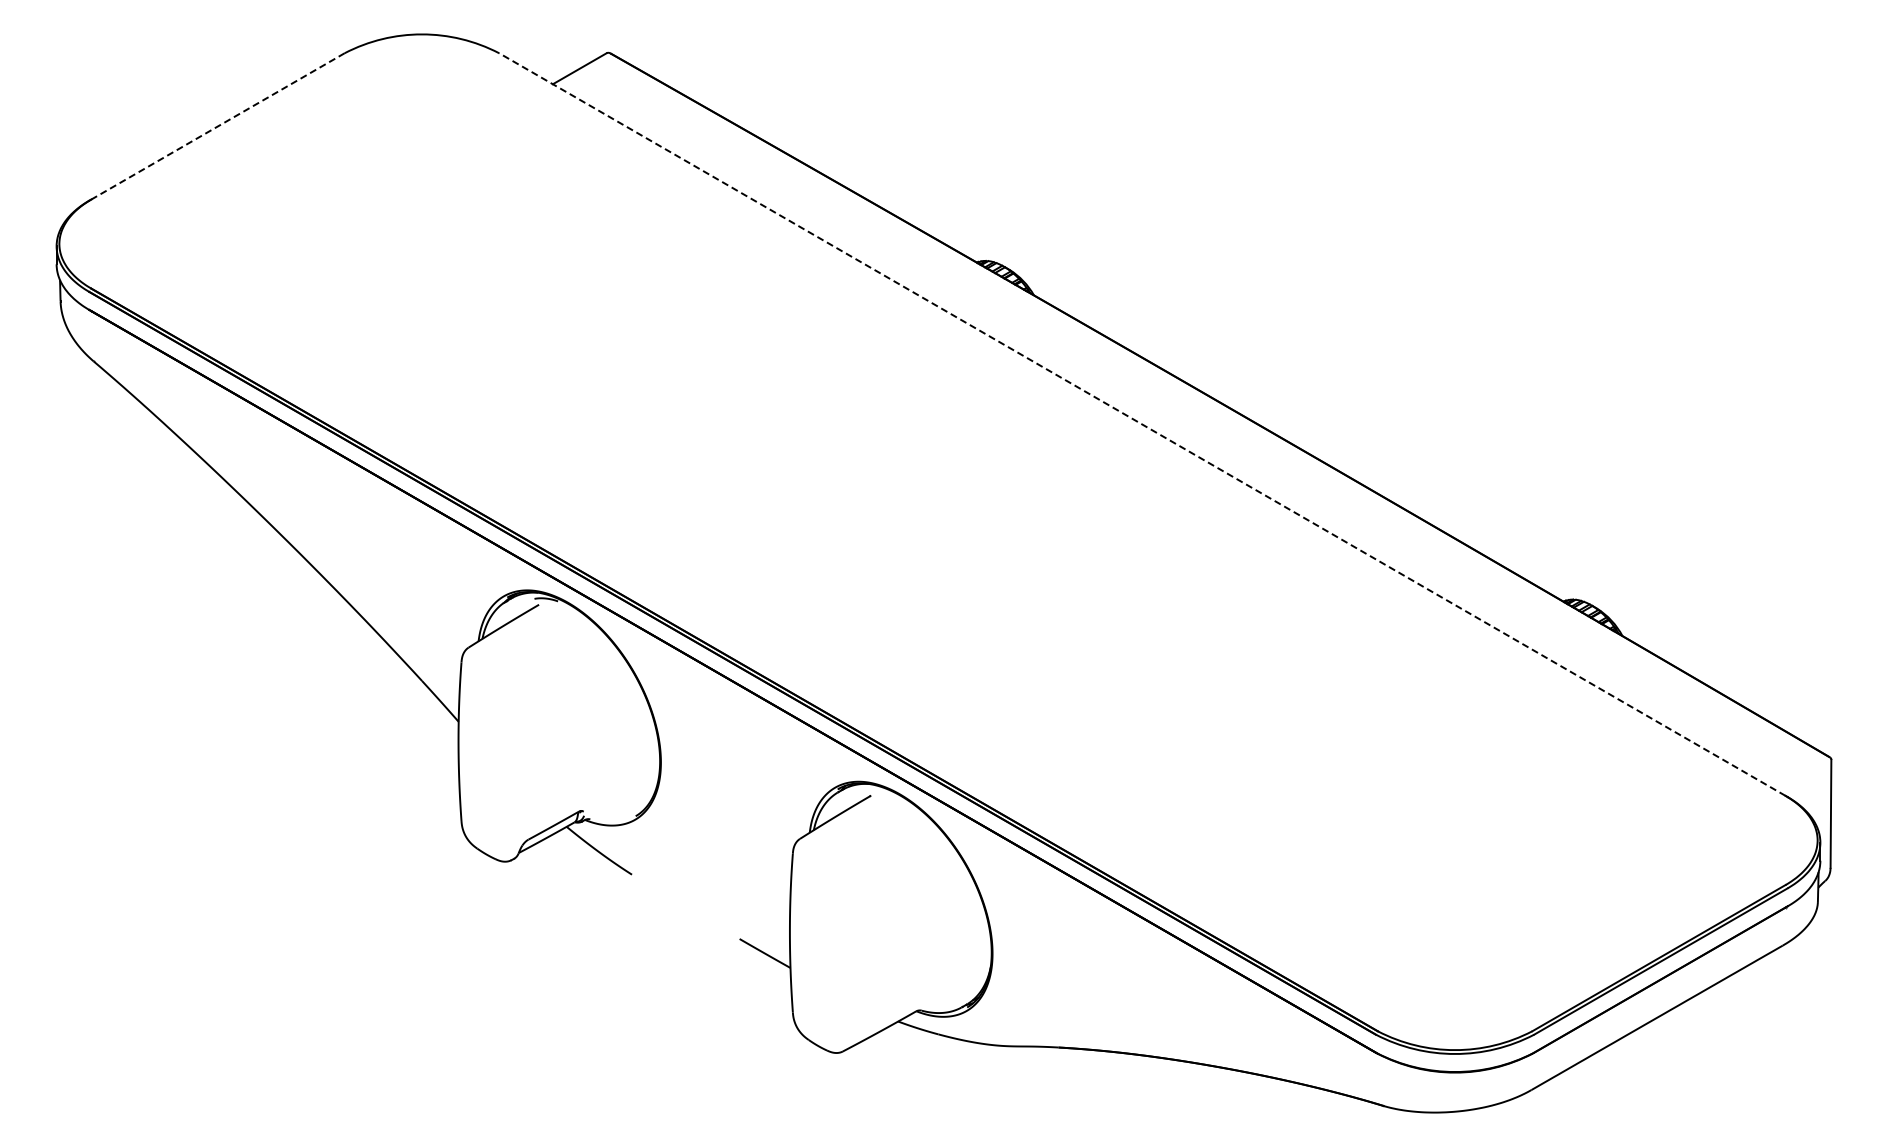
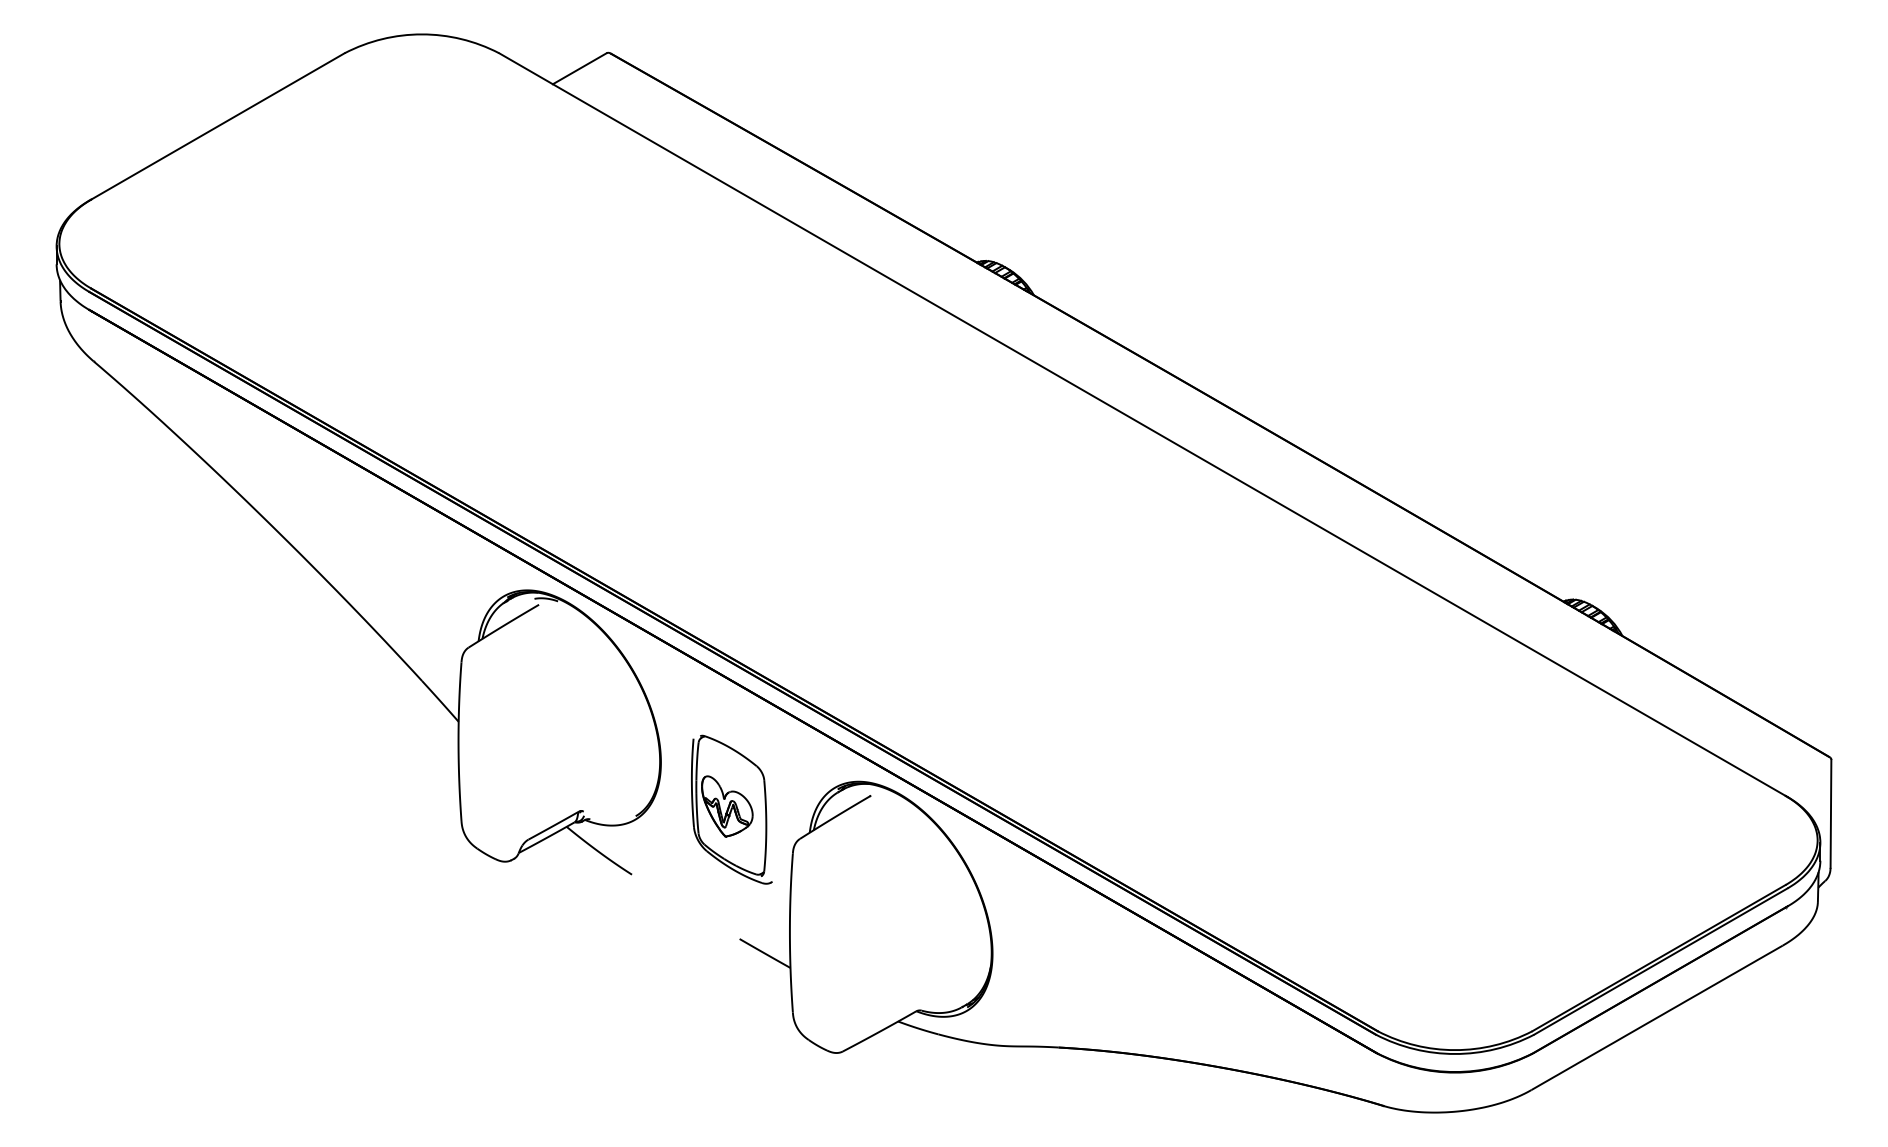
line: dashed -> solid (217, 126)
line: dashed -> solid (1142, 424)
part: none -> present (731, 809)
